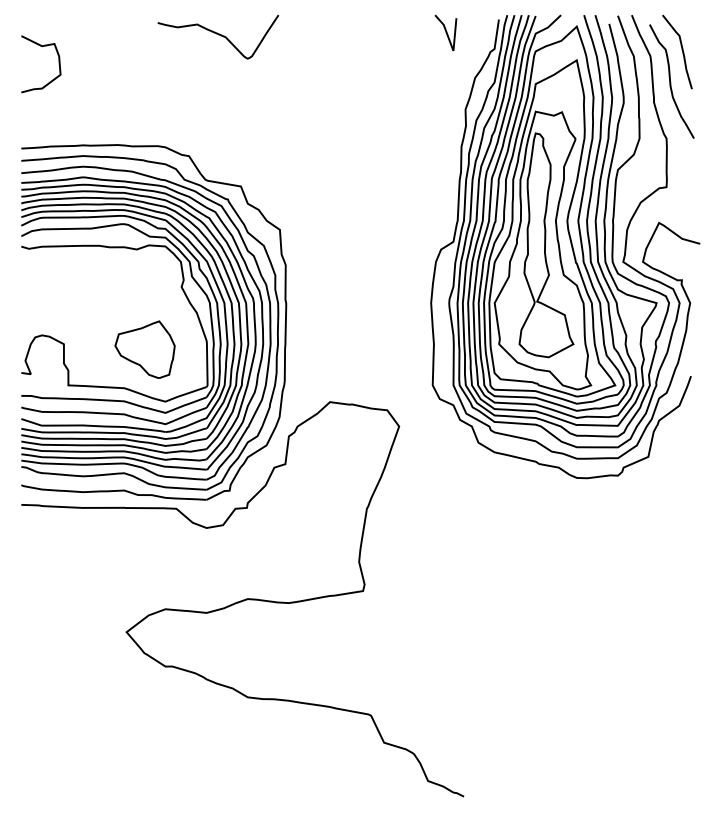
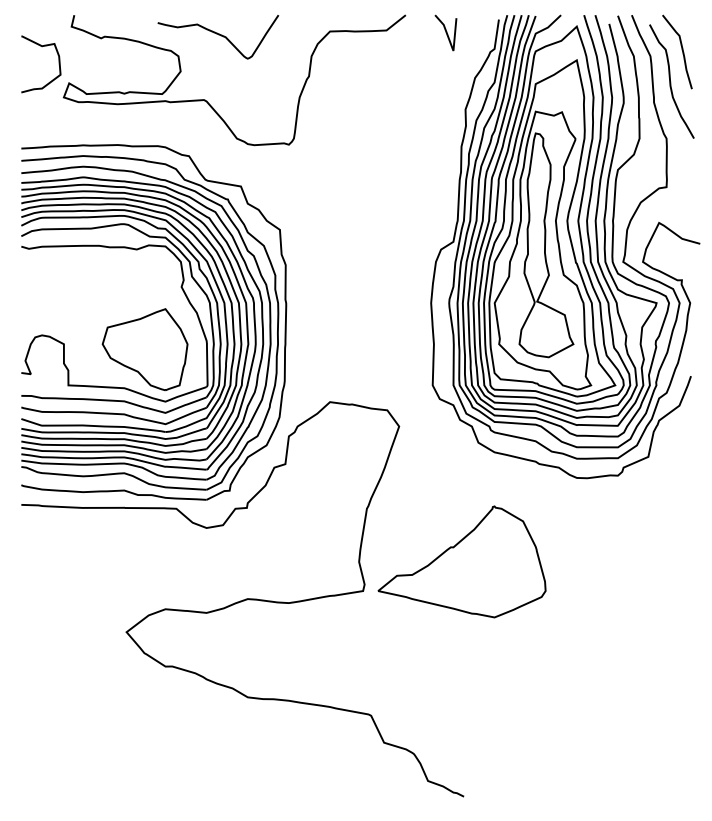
curve: none -> present (207, 100)
part size: 62x59 px -> 88x84 px (144, 349)
part: none -> present (461, 561)
